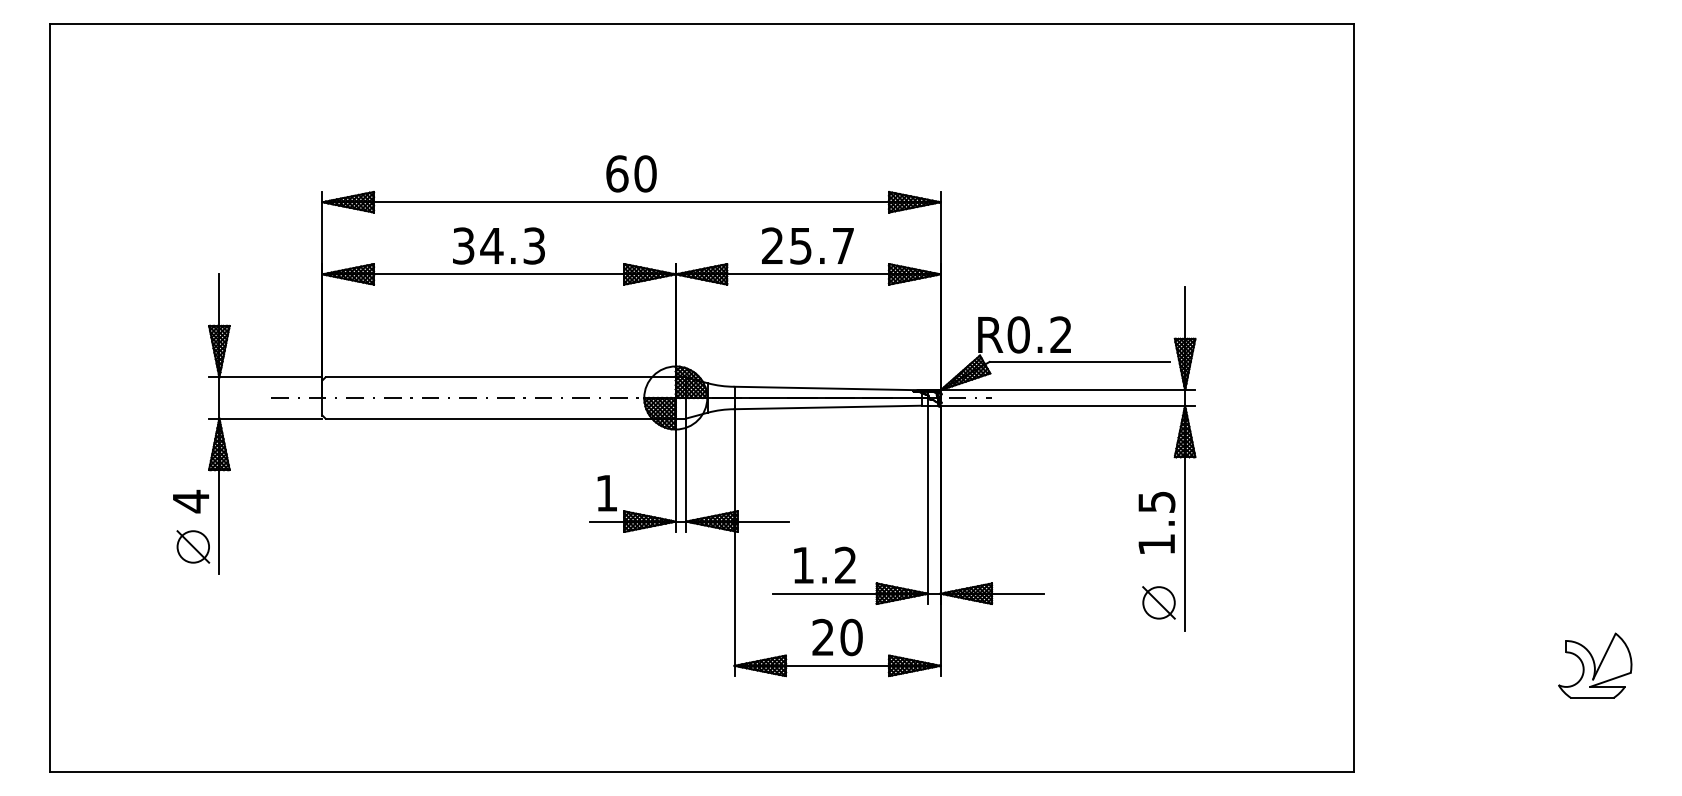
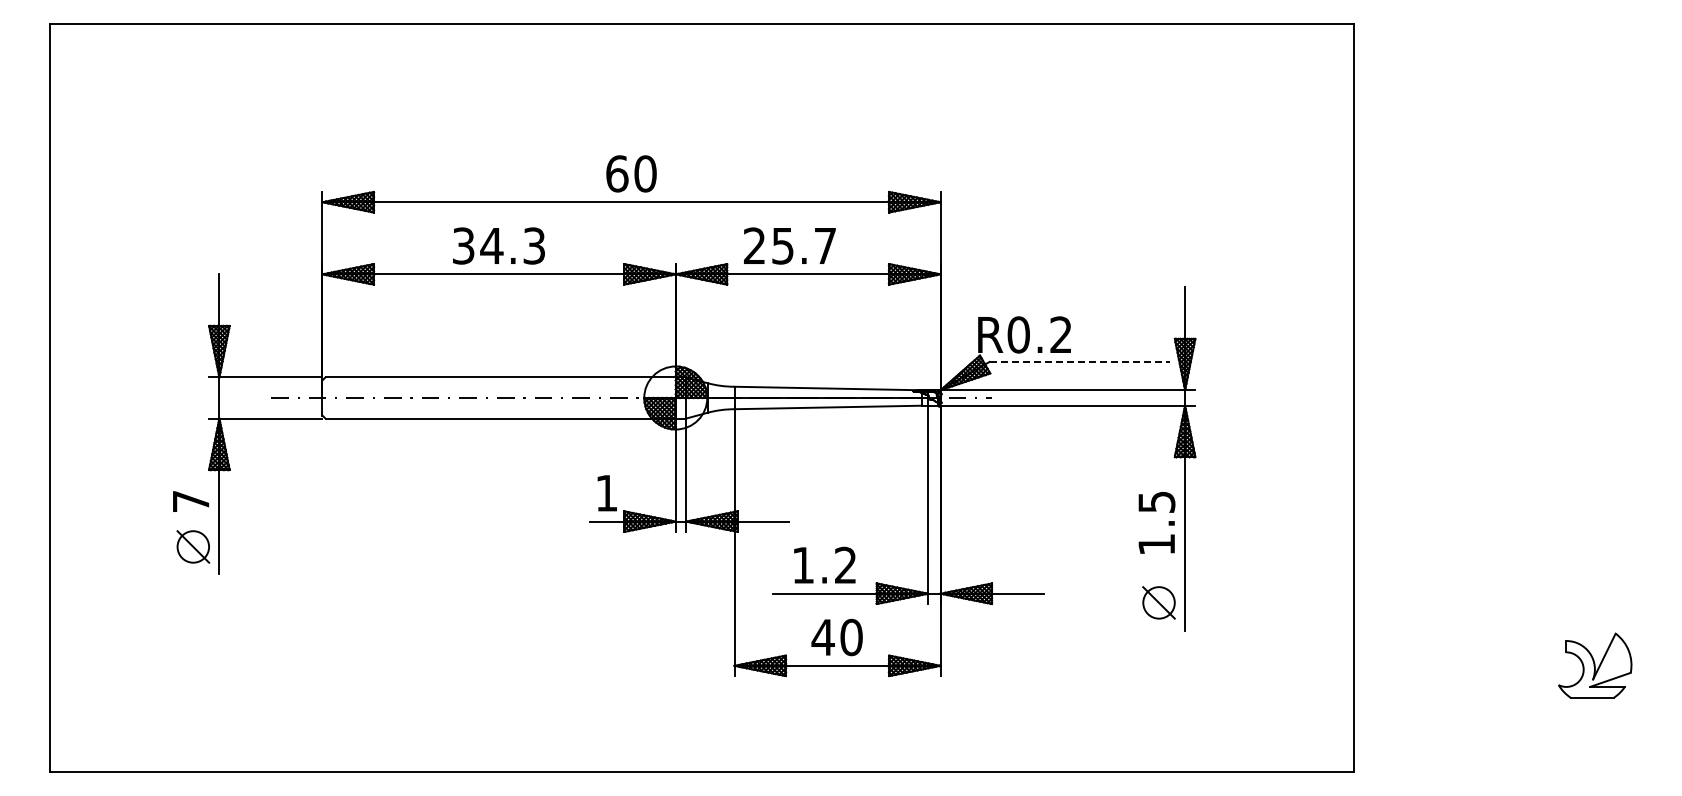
text position: (807, 245) -> (789, 245) (789, 245)
line: solid -> dashed (1080, 361)
text: 4 -> 7 (191, 501)
text: 20 -> 40 (822, 636)
